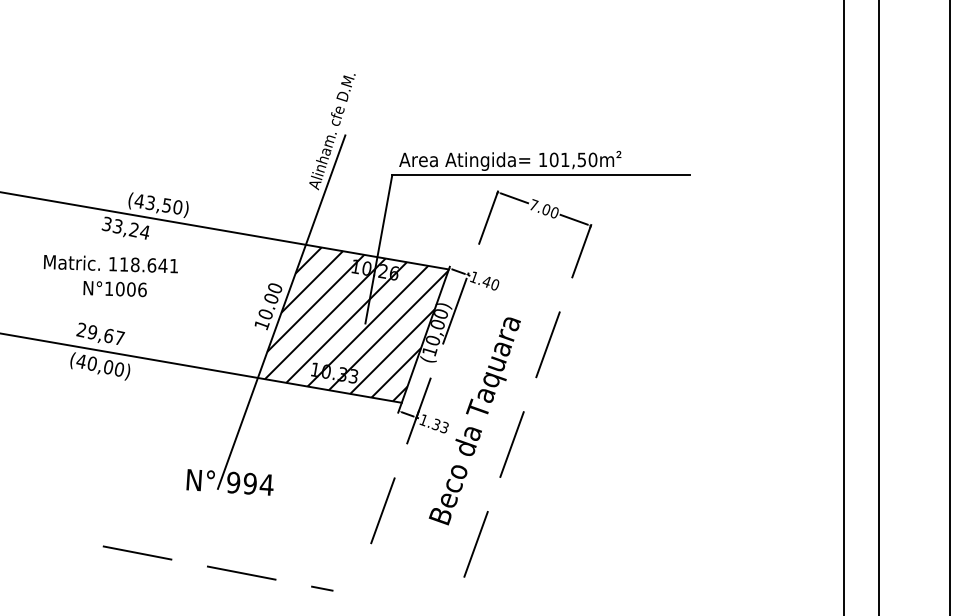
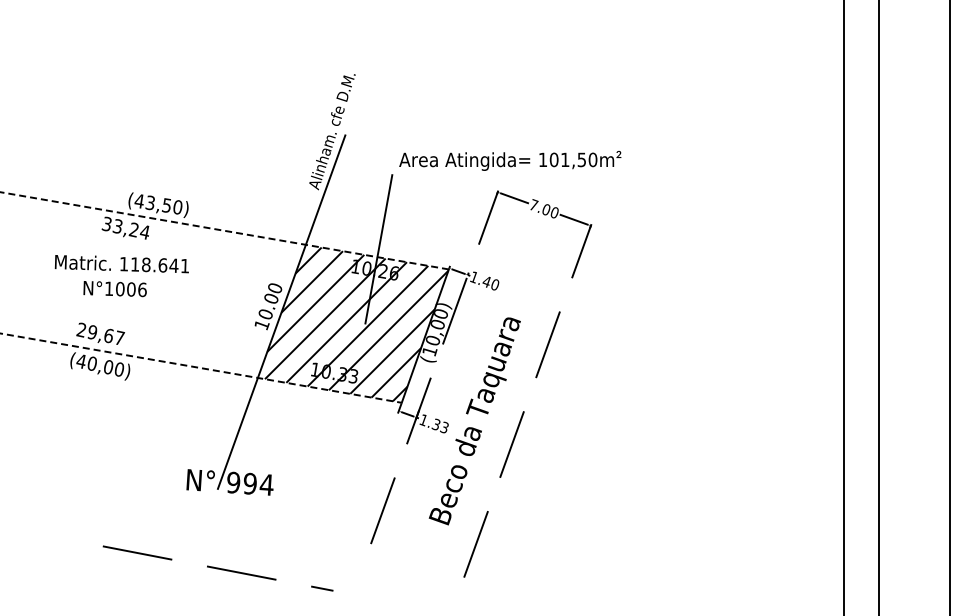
line: present -> none (541, 175)
line: solid -> dashed (224, 230)
text position: (110, 264) -> (121, 264) (121, 264)
line: solid -> dashed (201, 368)
